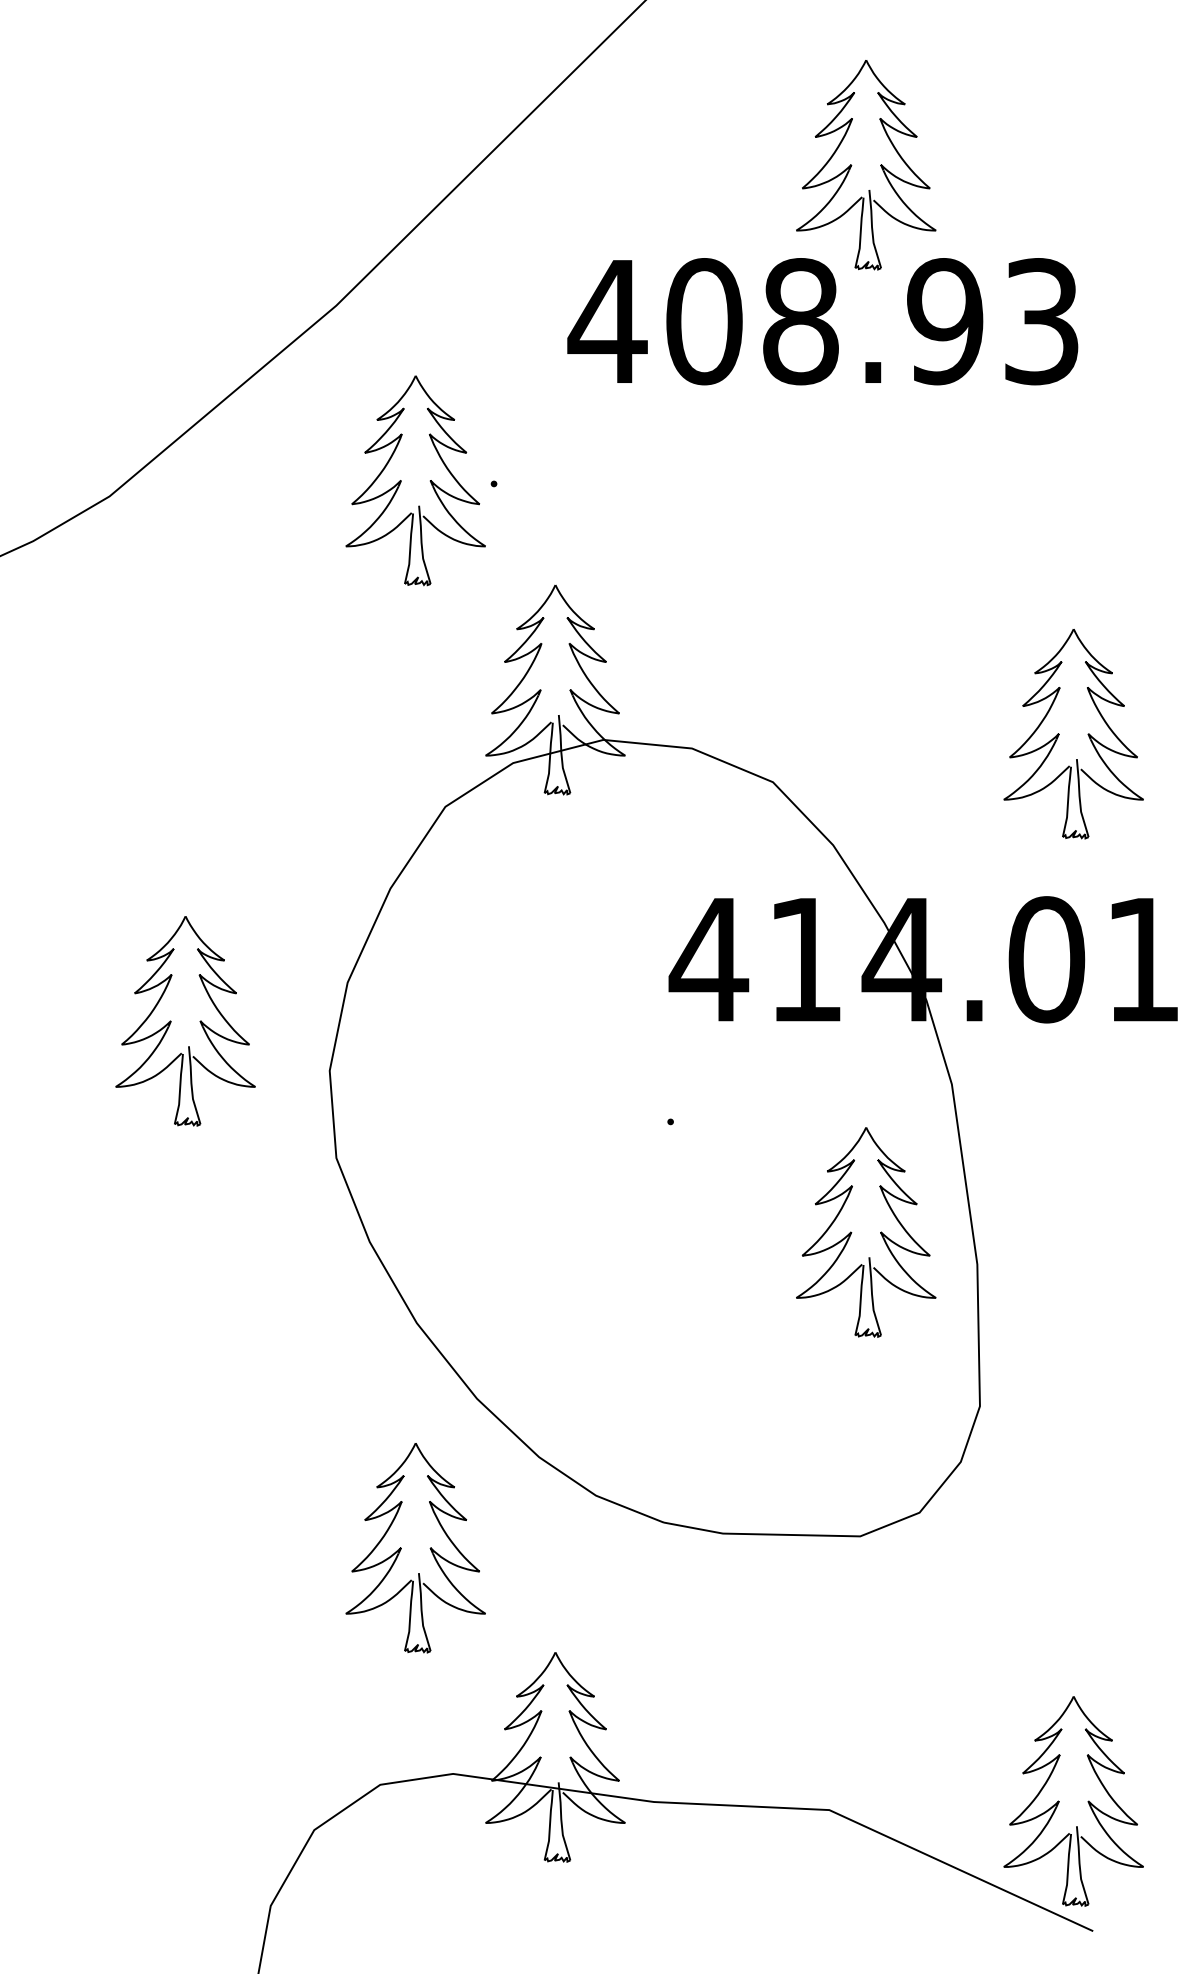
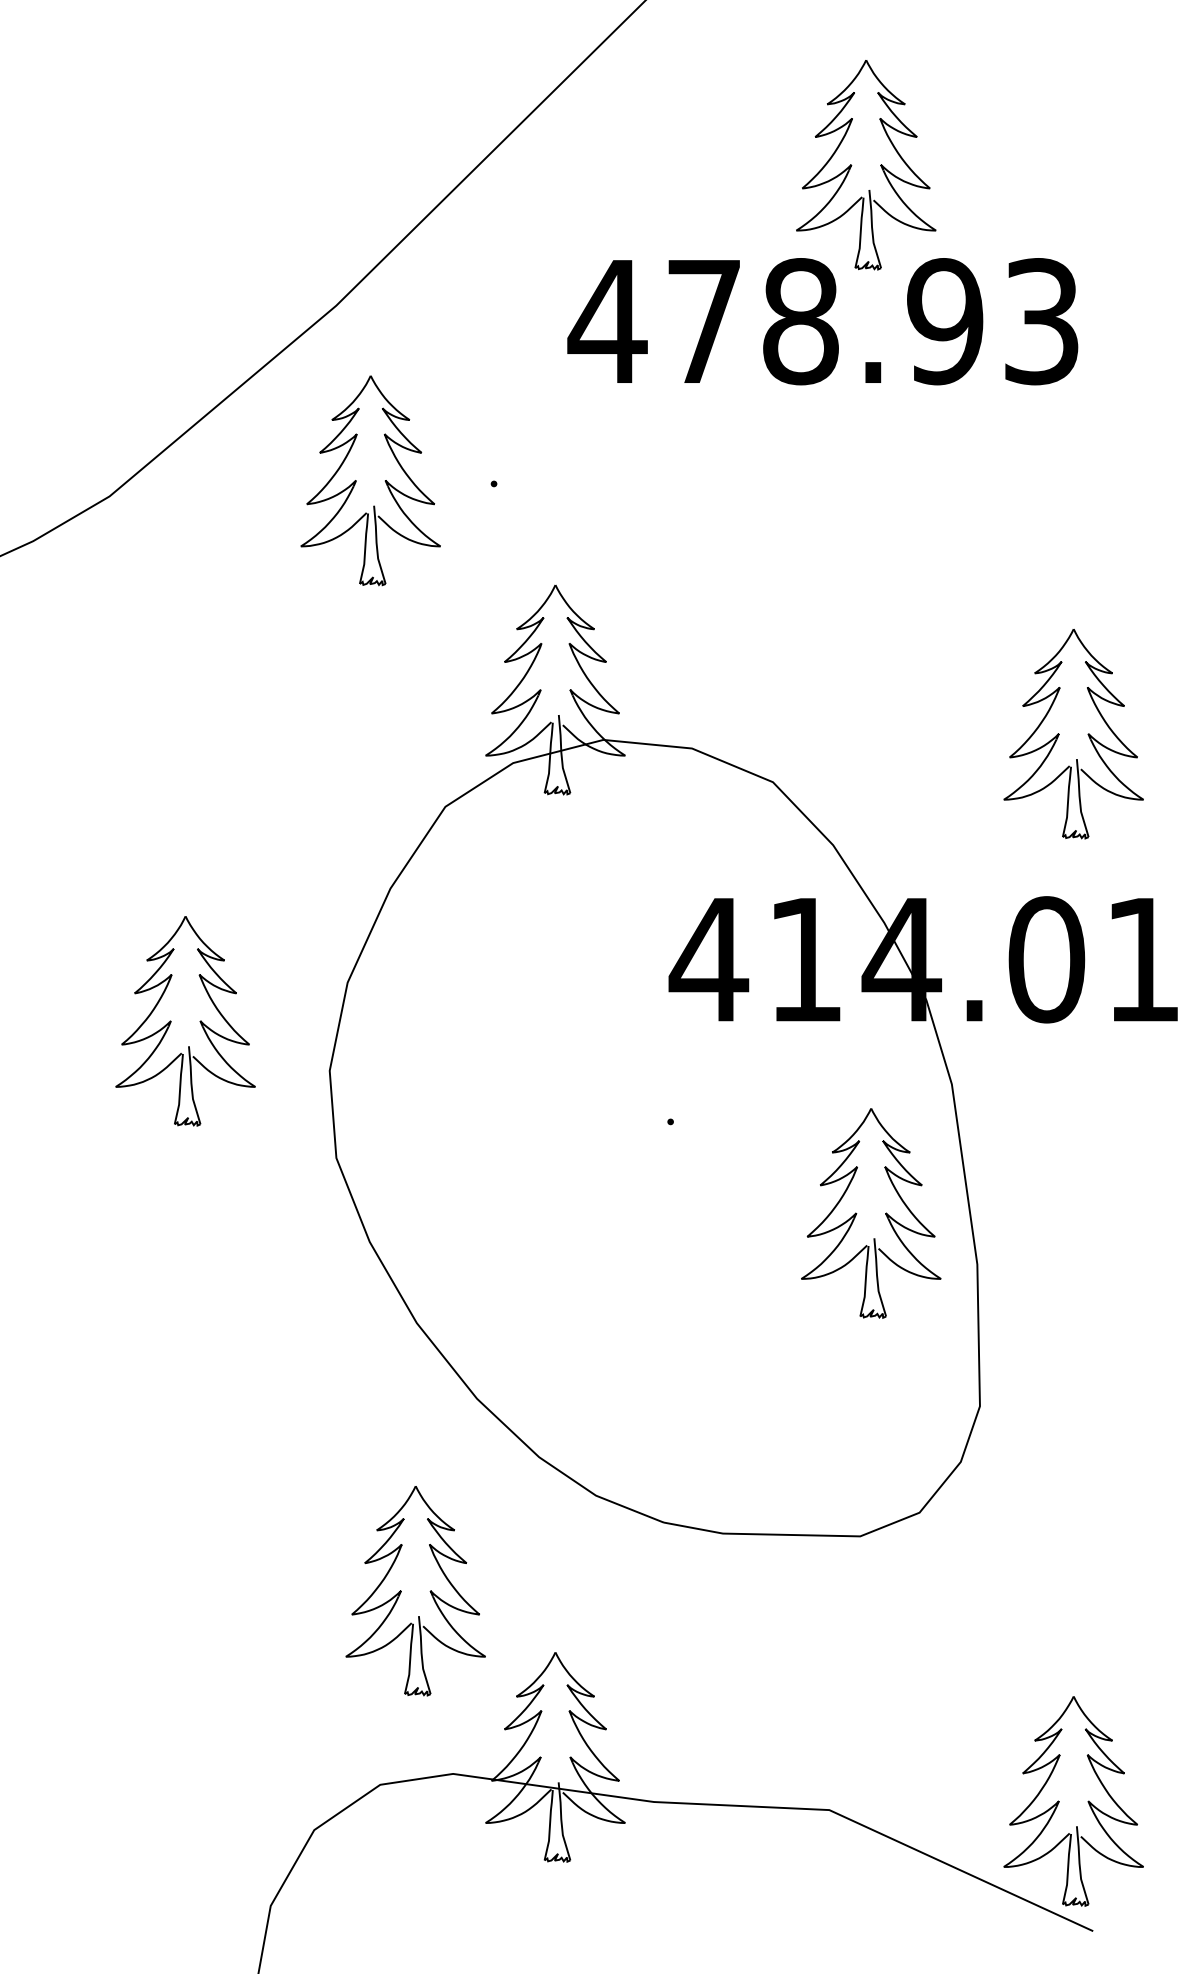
text: 408.93 -> 478.93 (704, 321)
part position: (401, 480) -> (356, 480) (356, 480)
part position: (852, 1232) -> (857, 1213) (857, 1213)
part position: (401, 1548) -> (401, 1591) (401, 1591)
